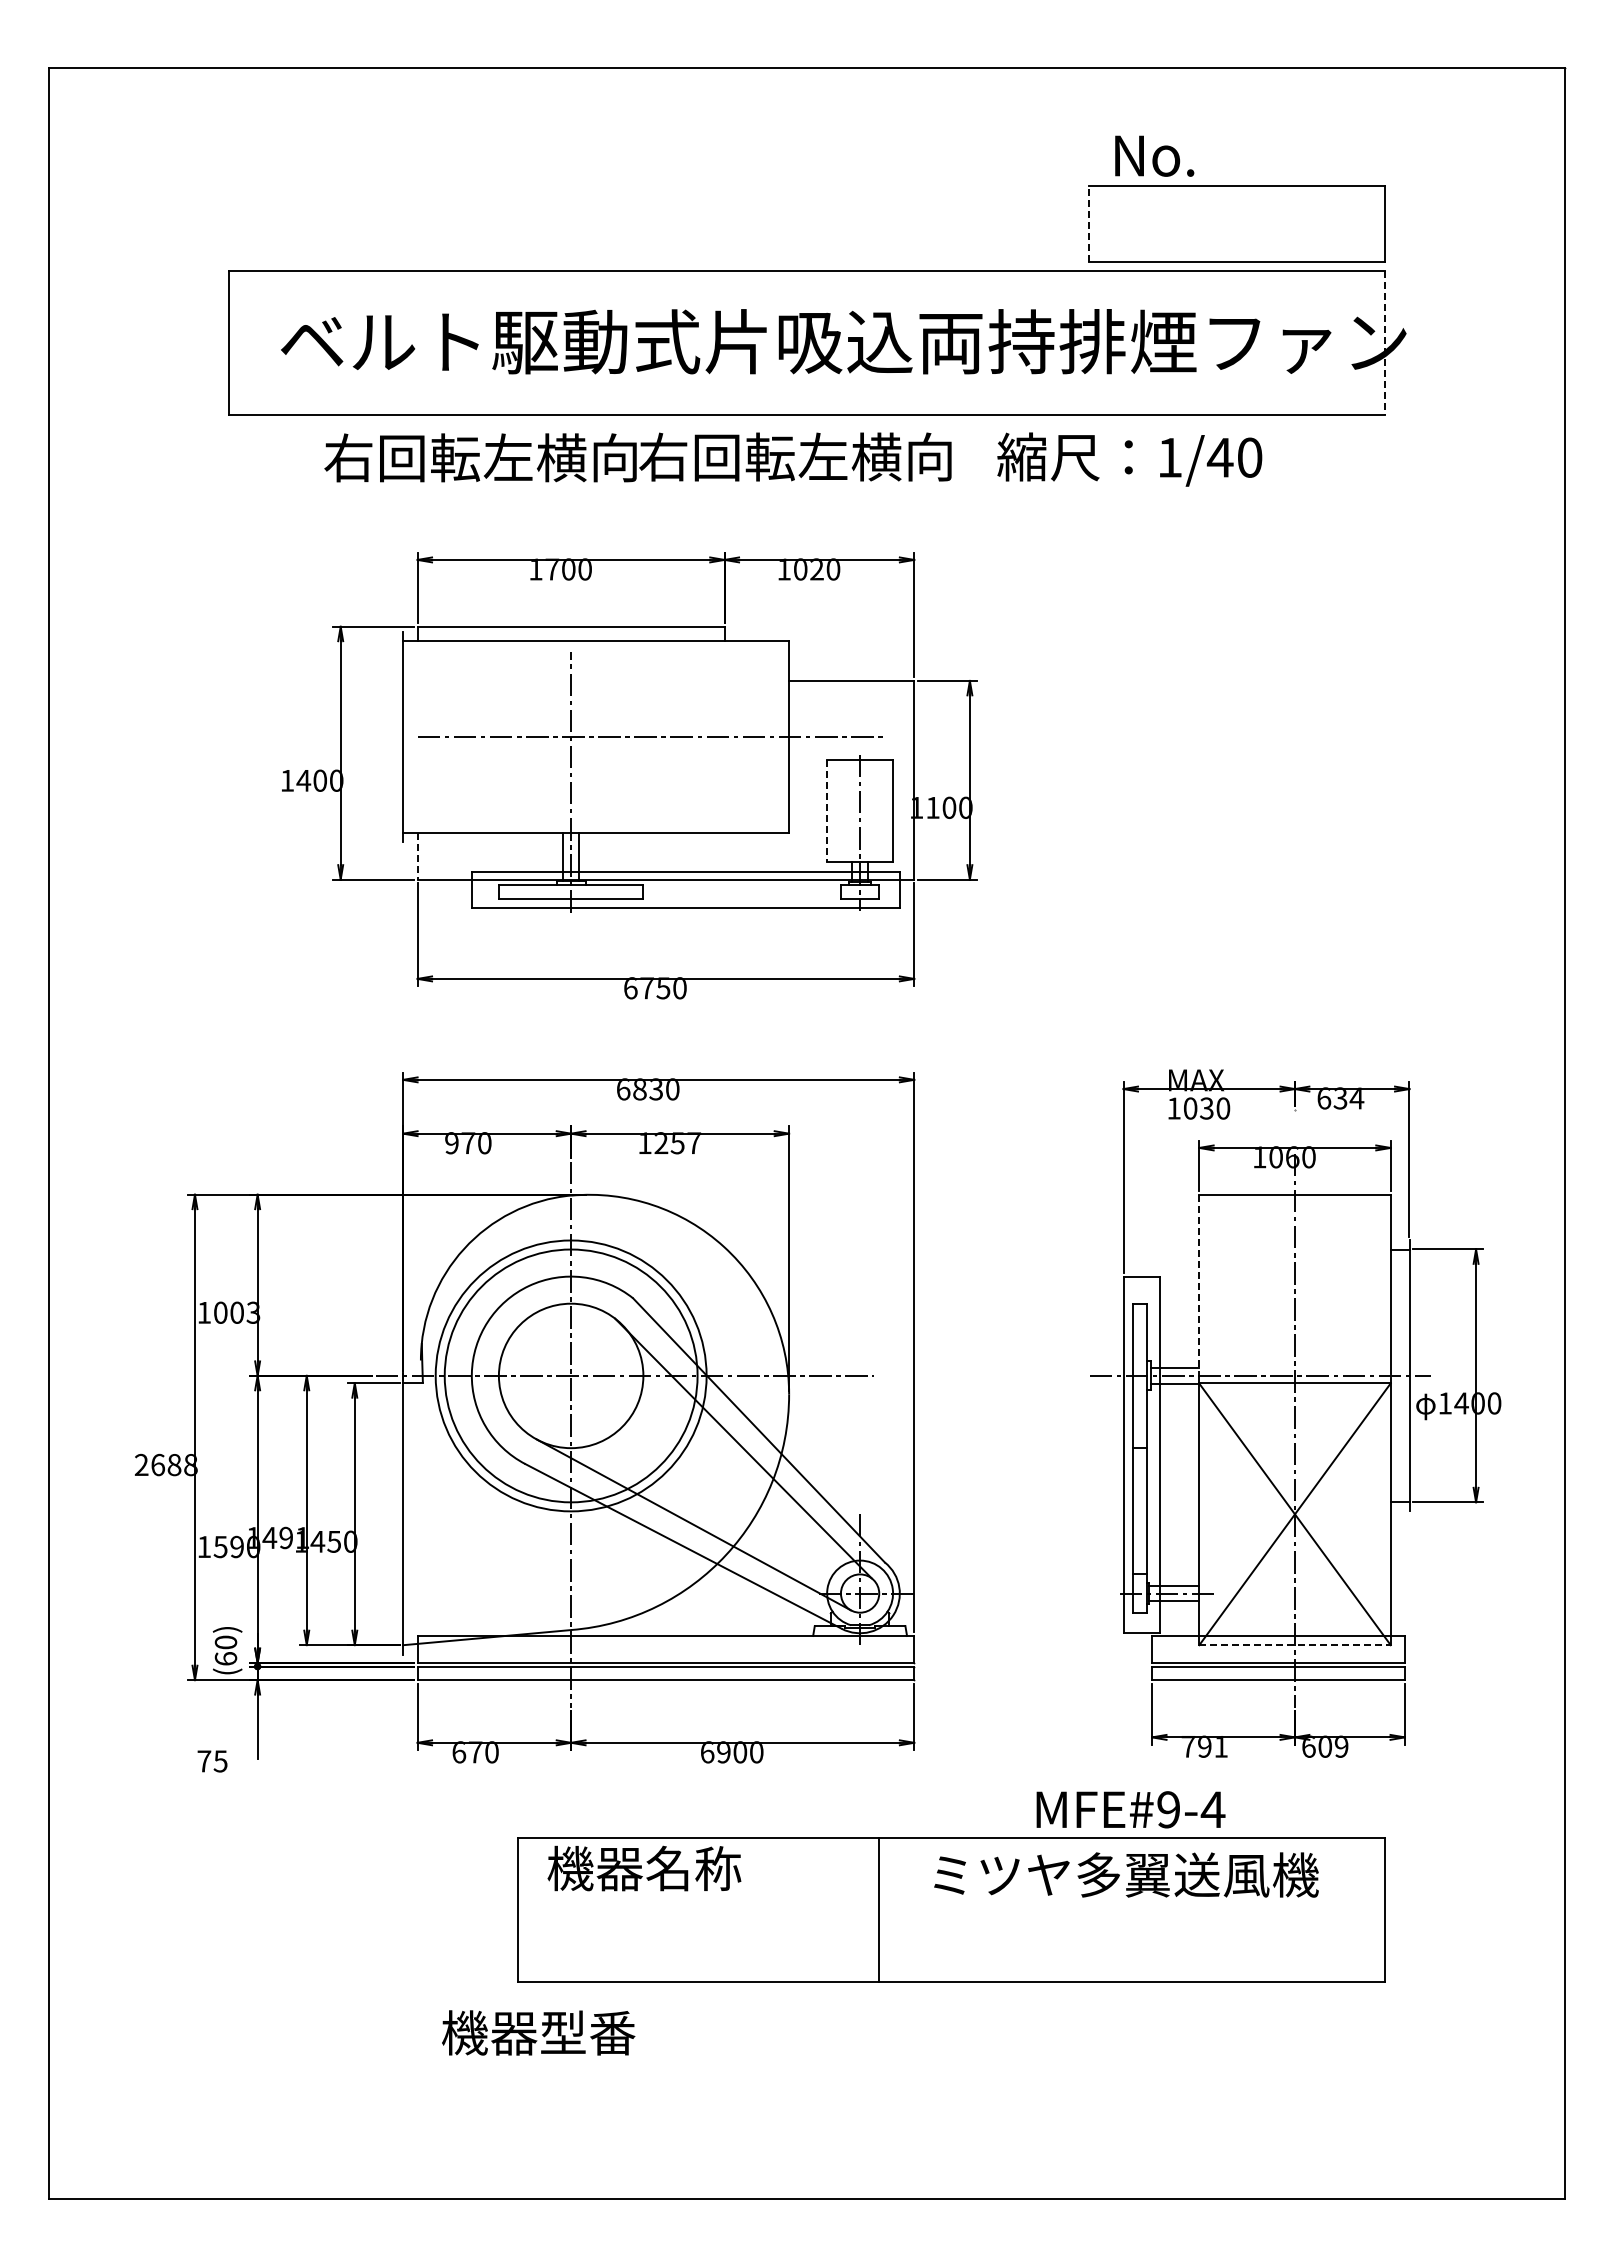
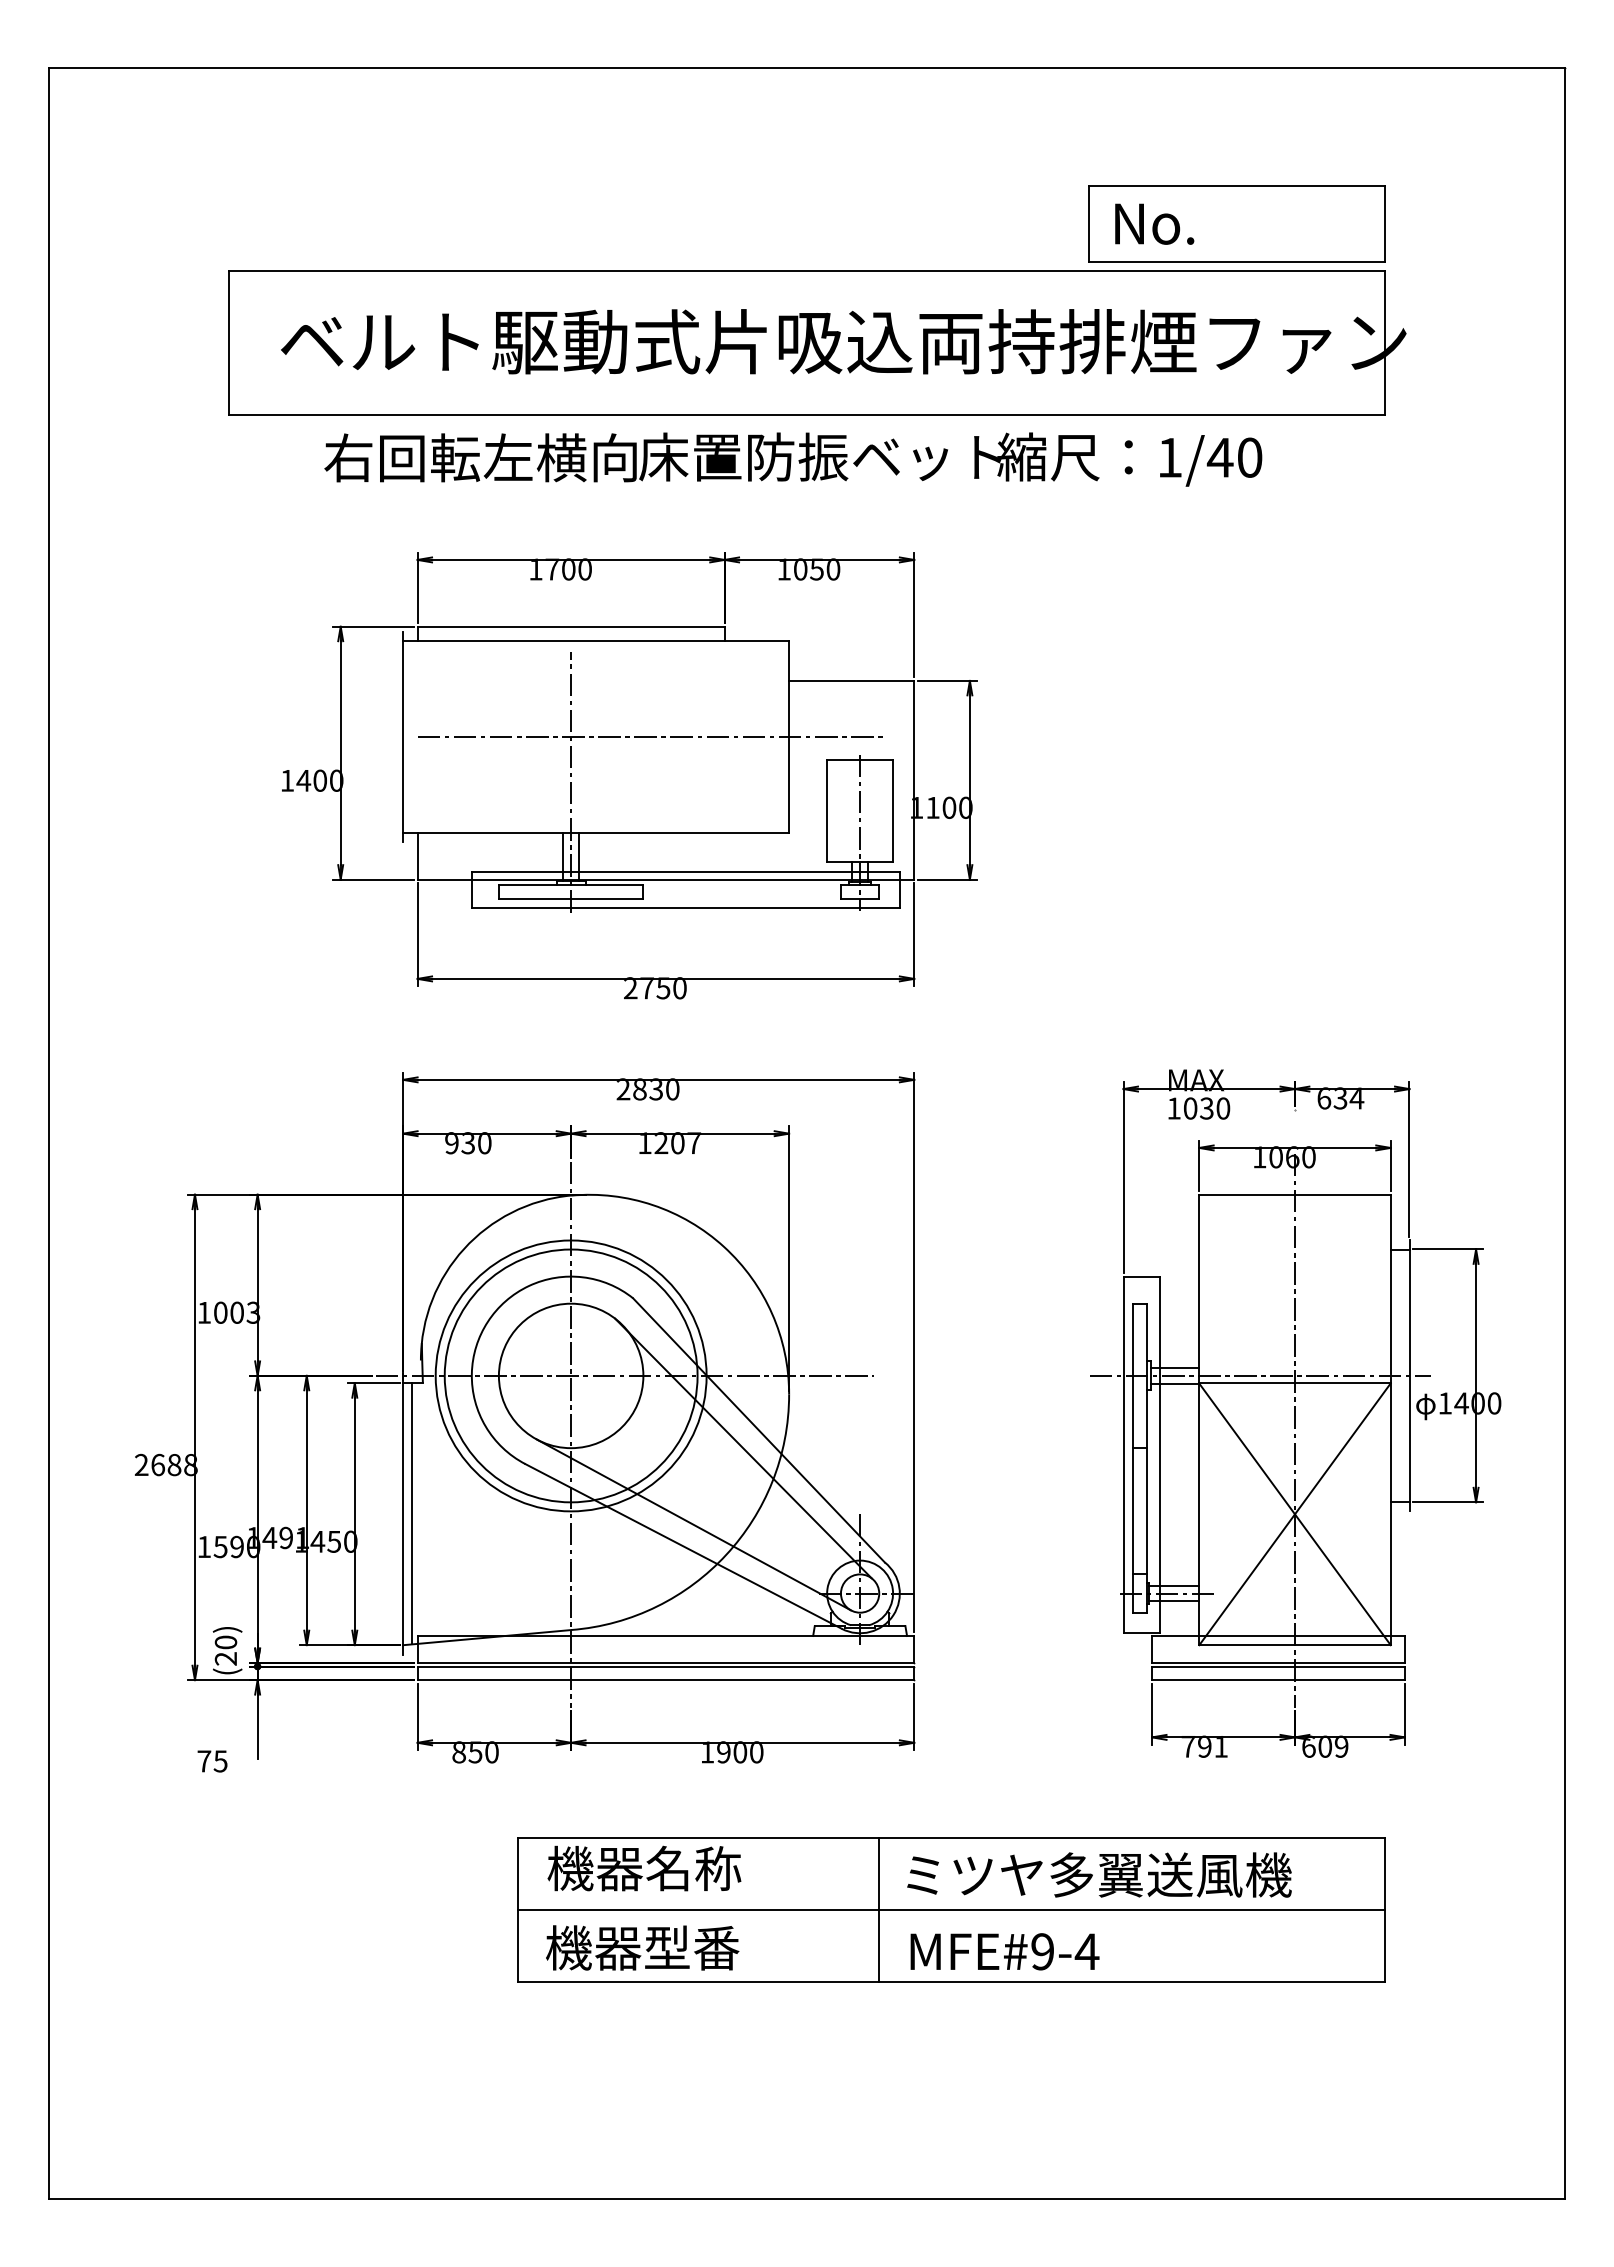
text position: (1154, 155) -> (1154, 223) (1154, 223)
line: dashed -> solid (1089, 223)
line: dashed -> solid (1384, 343)
text: 右回転左横向 -> 床置防振ベット (820, 456)
text: 1020 -> 1050 (816, 569)
line: dashed -> solid (827, 811)
line: dashed -> solid (417, 856)
text: 6750 -> 2750 (630, 988)
text: 6830 -> 2830 (623, 1089)
text: 970 -> 930 (468, 1143)
text: 1257 -> 1207 (677, 1143)
line: dashed -> solid (1199, 1285)
line: none -> present (412, 1513)
line: dashed -> solid (1295, 1645)
text: (60) -> (20) (225, 1658)
text: 670 -> 850 (467, 1752)
text: 6900 -> 1900 (707, 1752)
text position: (1130, 1809) -> (1004, 1951) (1004, 1951)
text position: (1126, 1874) -> (1099, 1874) (1099, 1874)
line: none -> present (951, 1910)
text position: (538, 2032) -> (642, 1947) (642, 1947)
